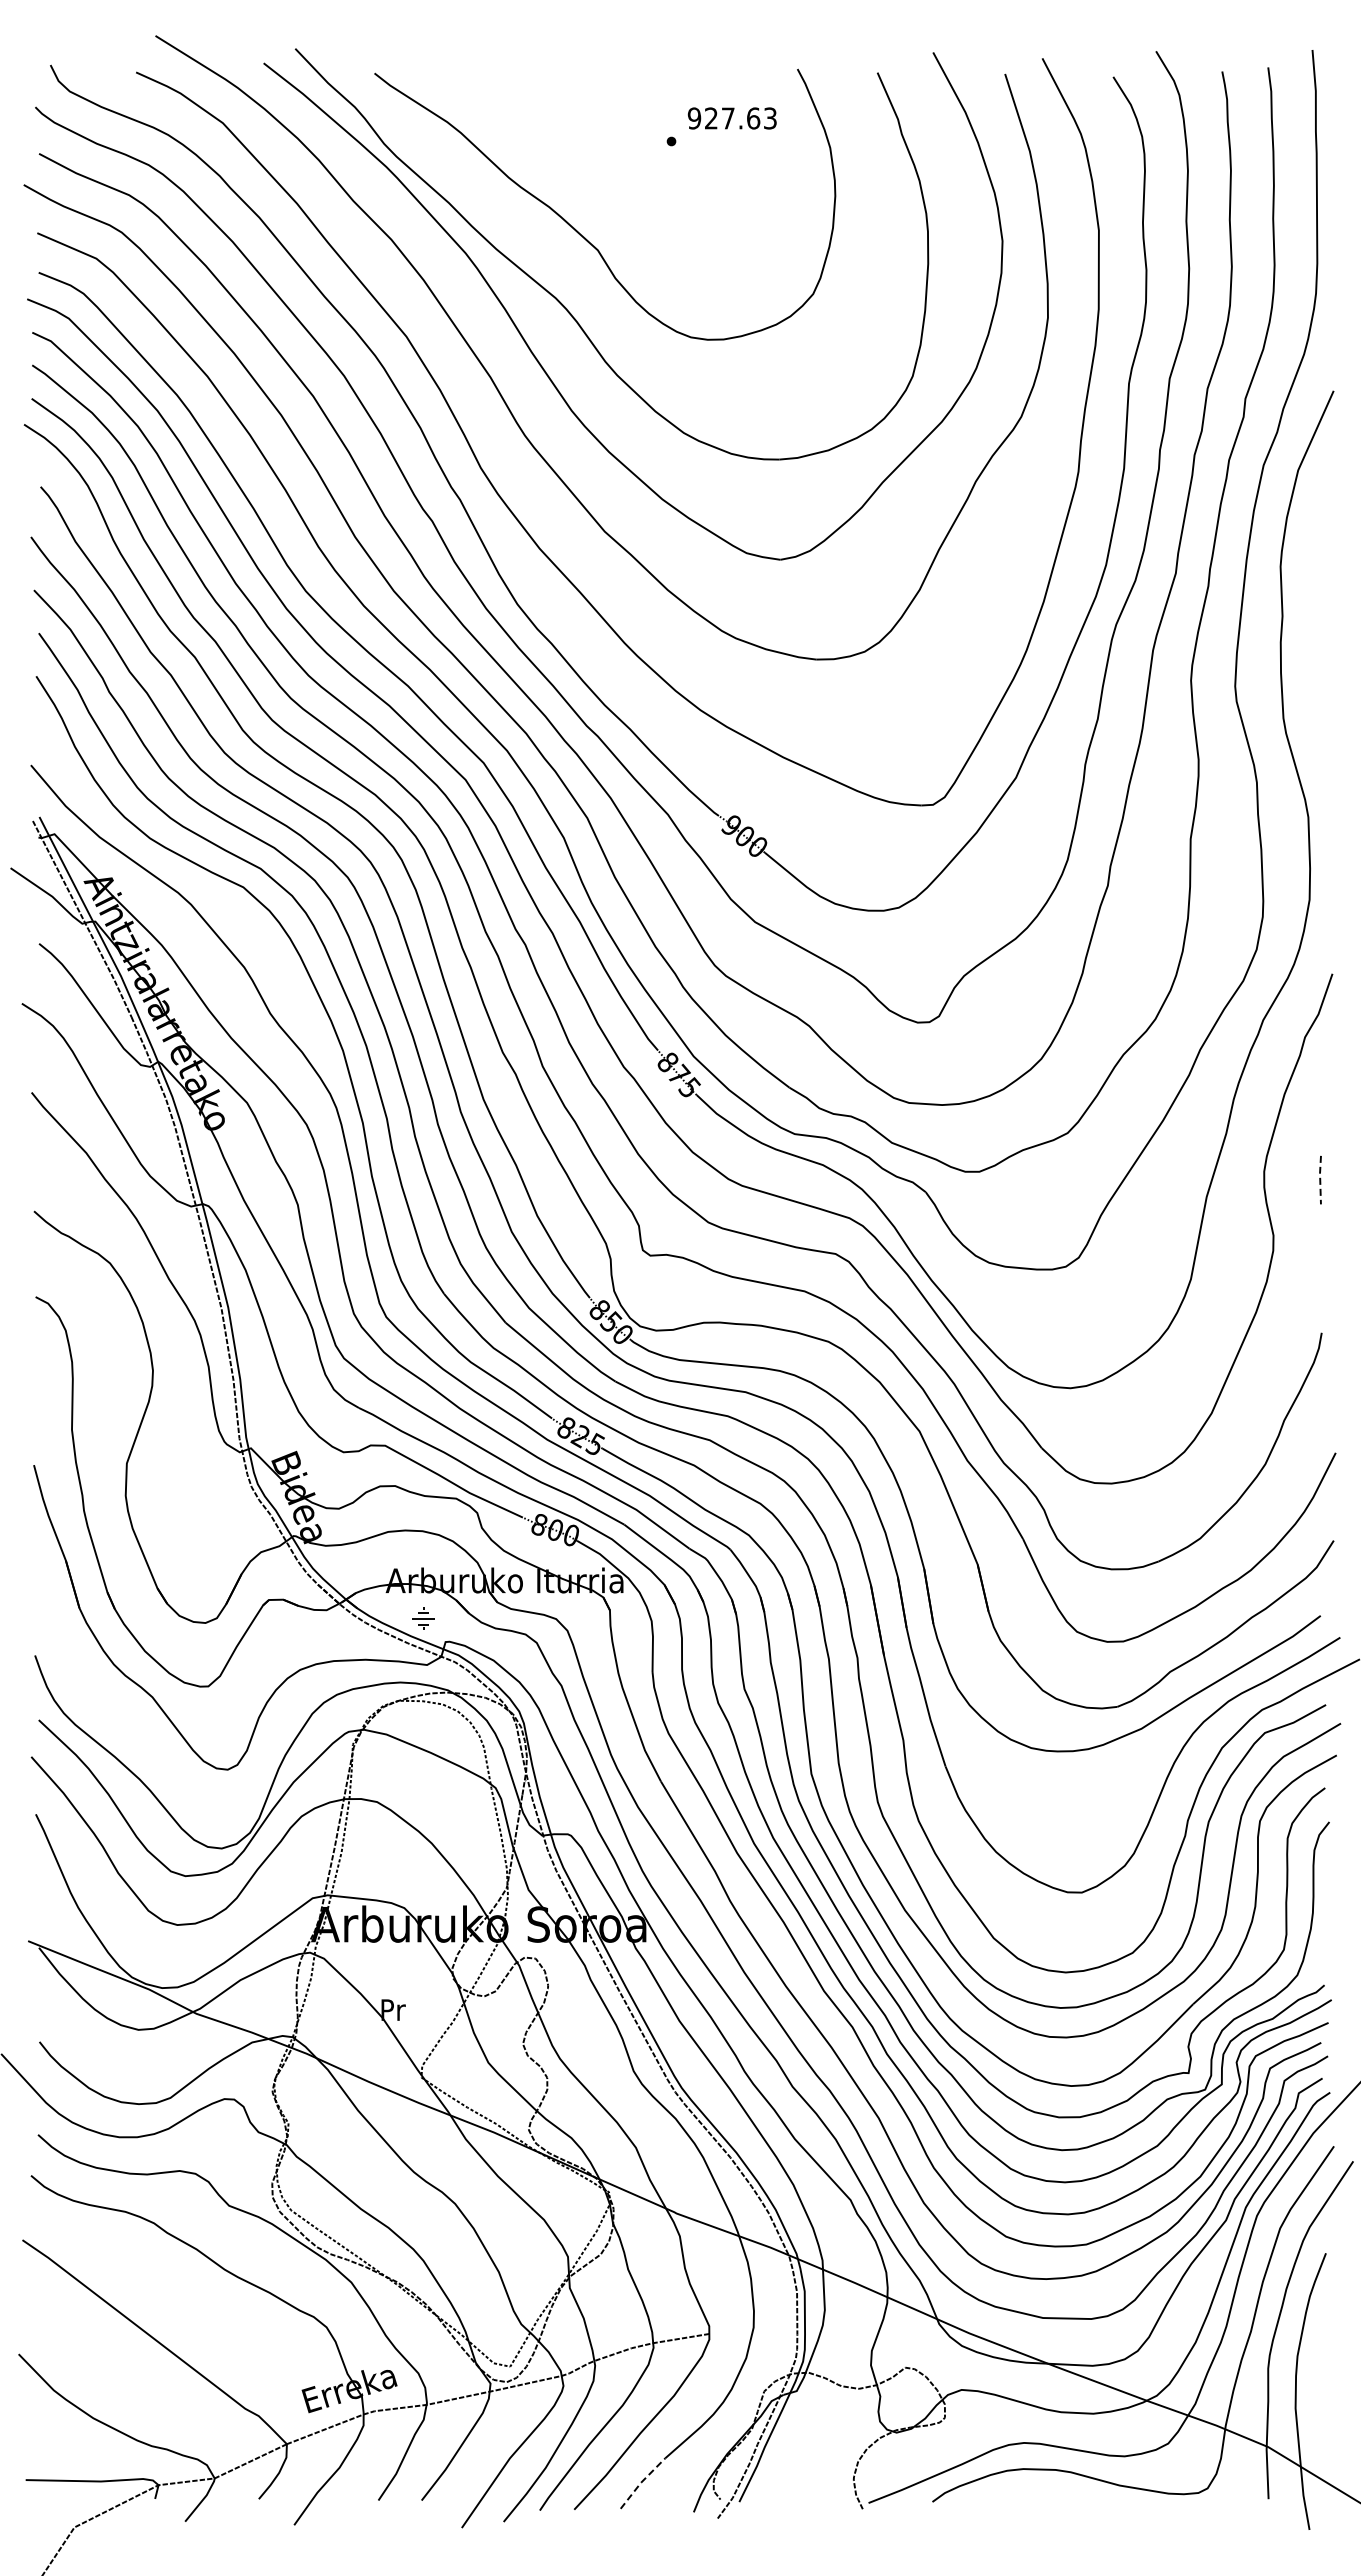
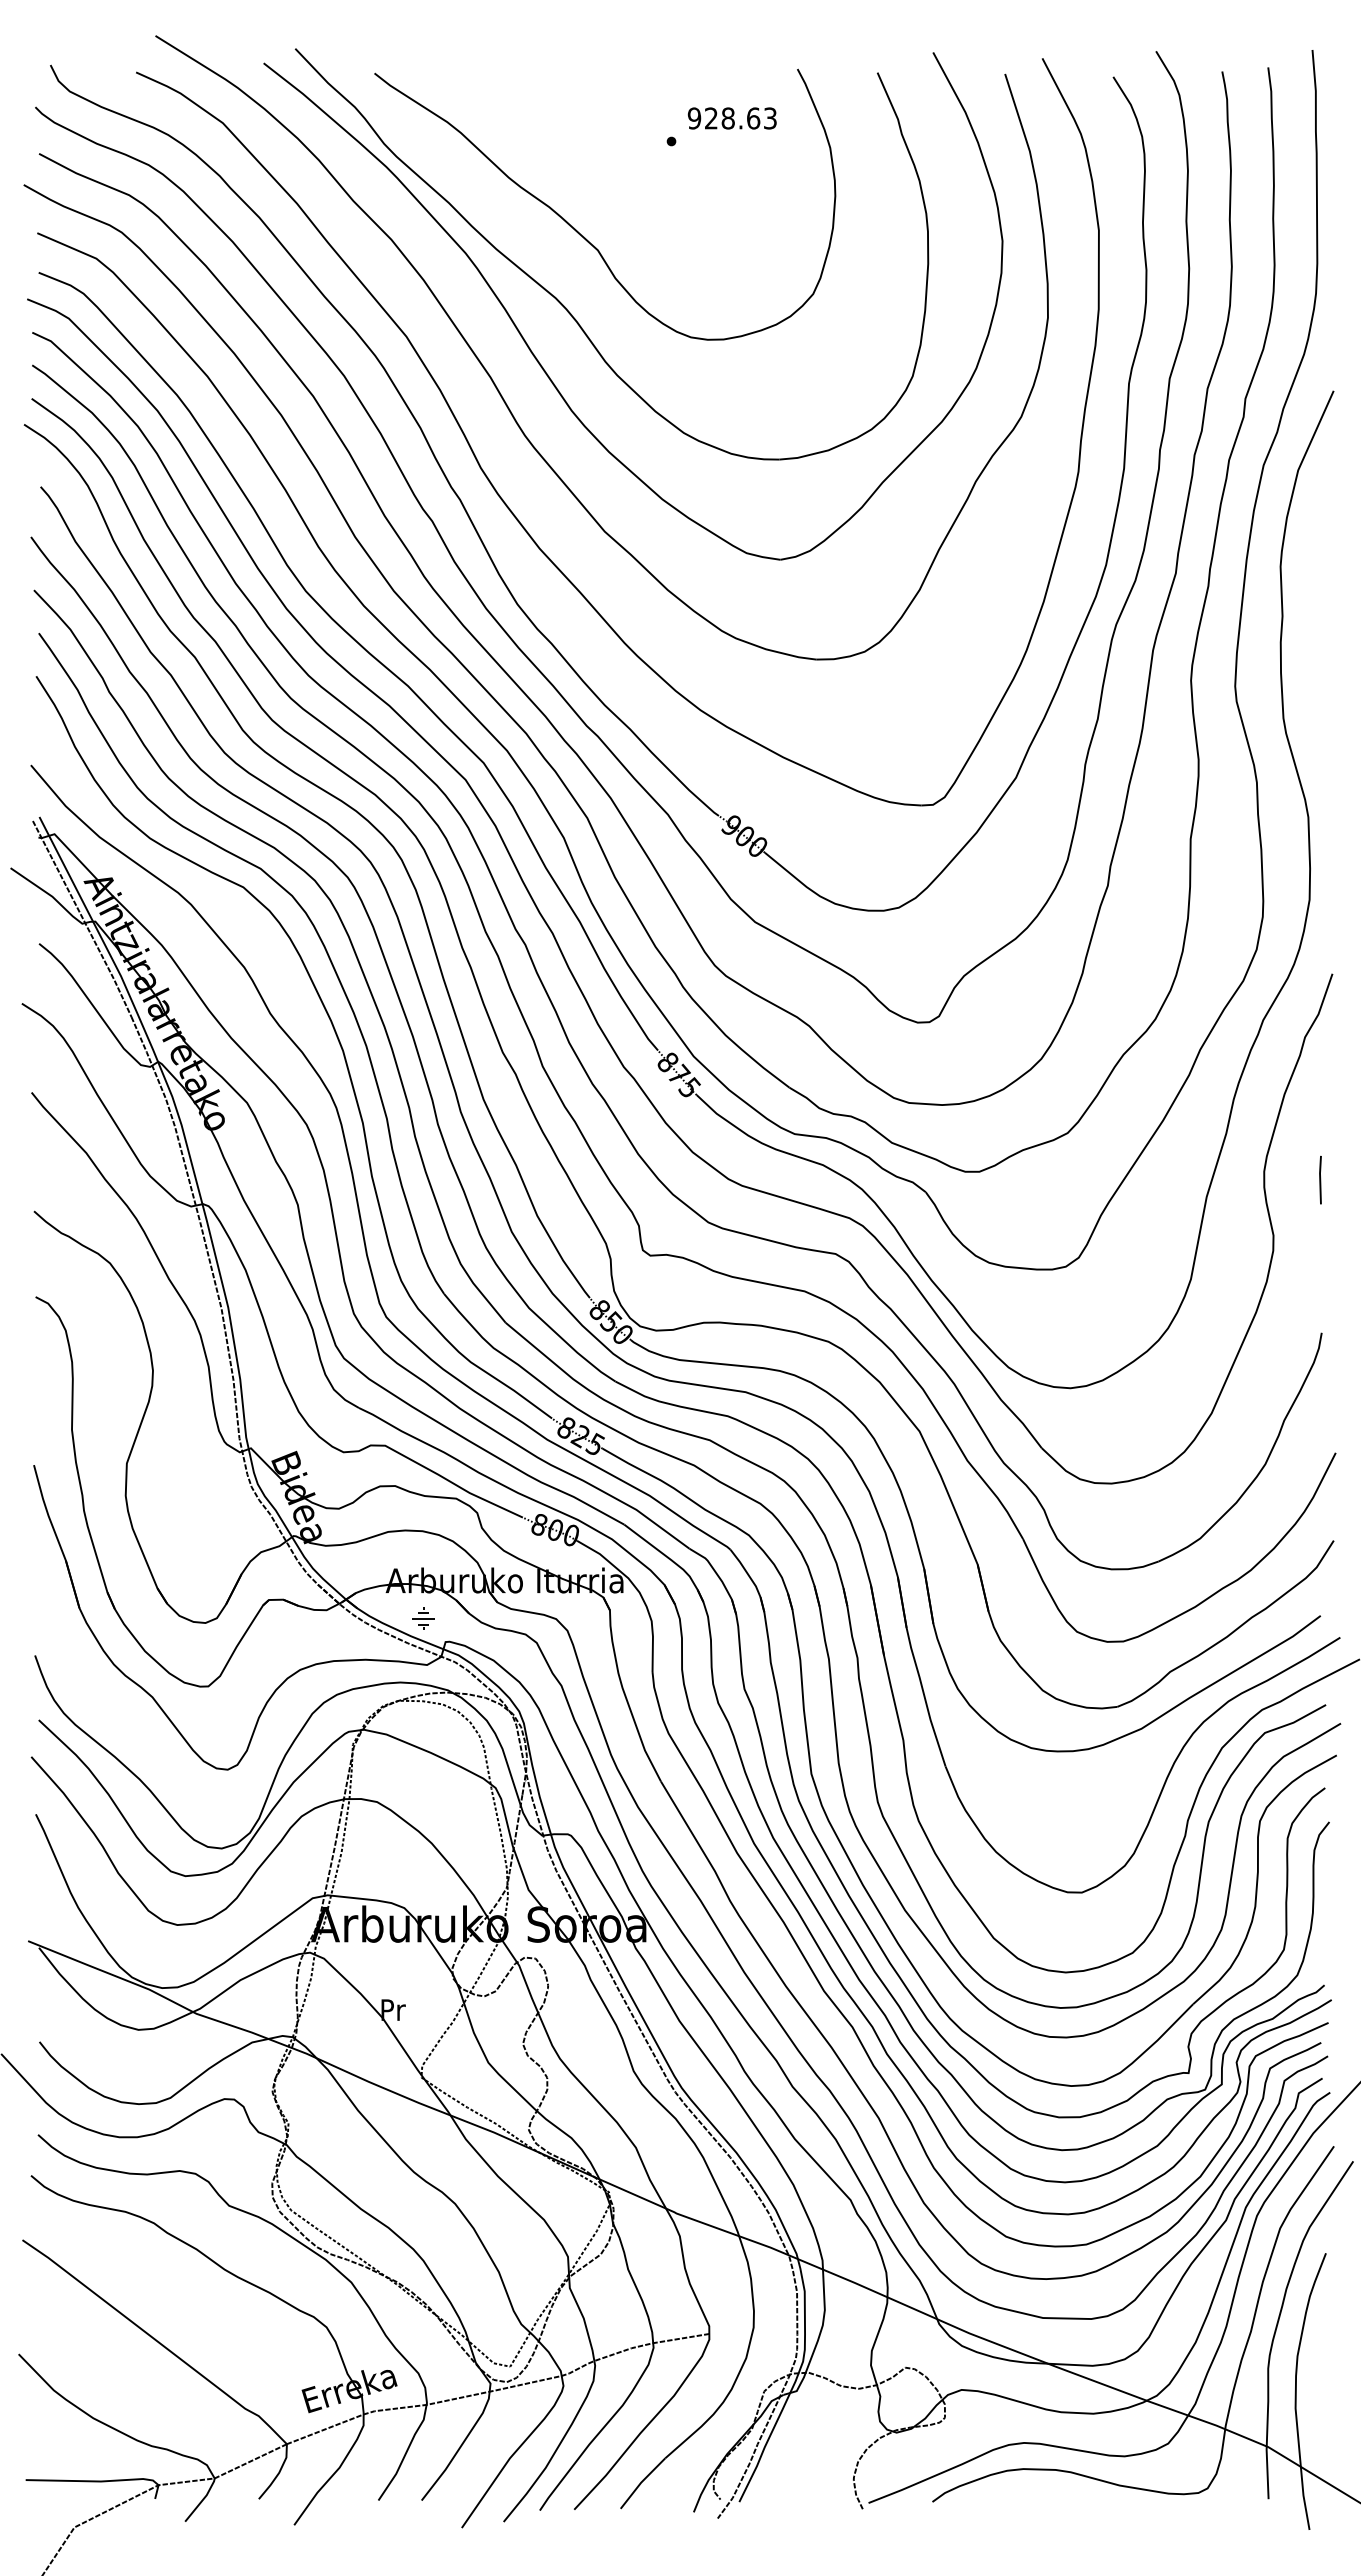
text: 927.63 -> 928.63 (727, 118)
line: dashed -> solid (1320, 1180)
line: dashed -> solid (641, 2482)
